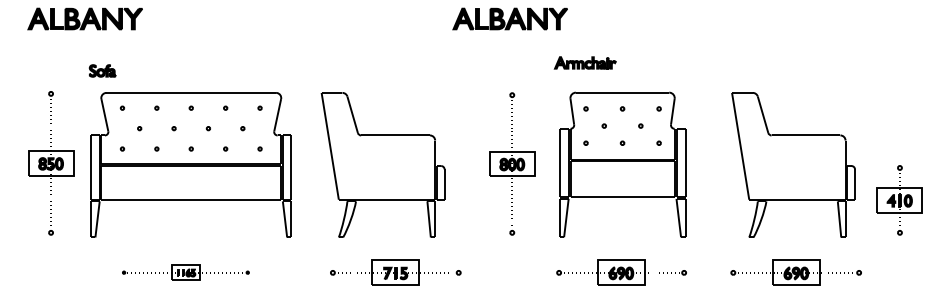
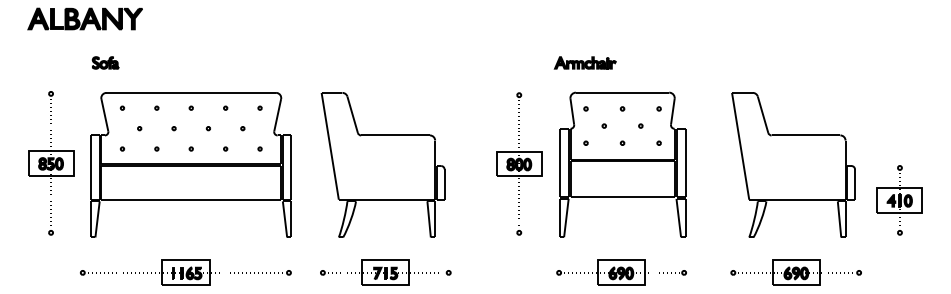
part: present -> none (509, 18)
part position: (102, 70) -> (105, 62) (105, 62)
part position: (512, 163) -> (519, 163) (519, 163)
part size: 128x17 px -> 212x27 px (185, 272)
part position: (395, 272) -> (385, 272) (385, 272)
